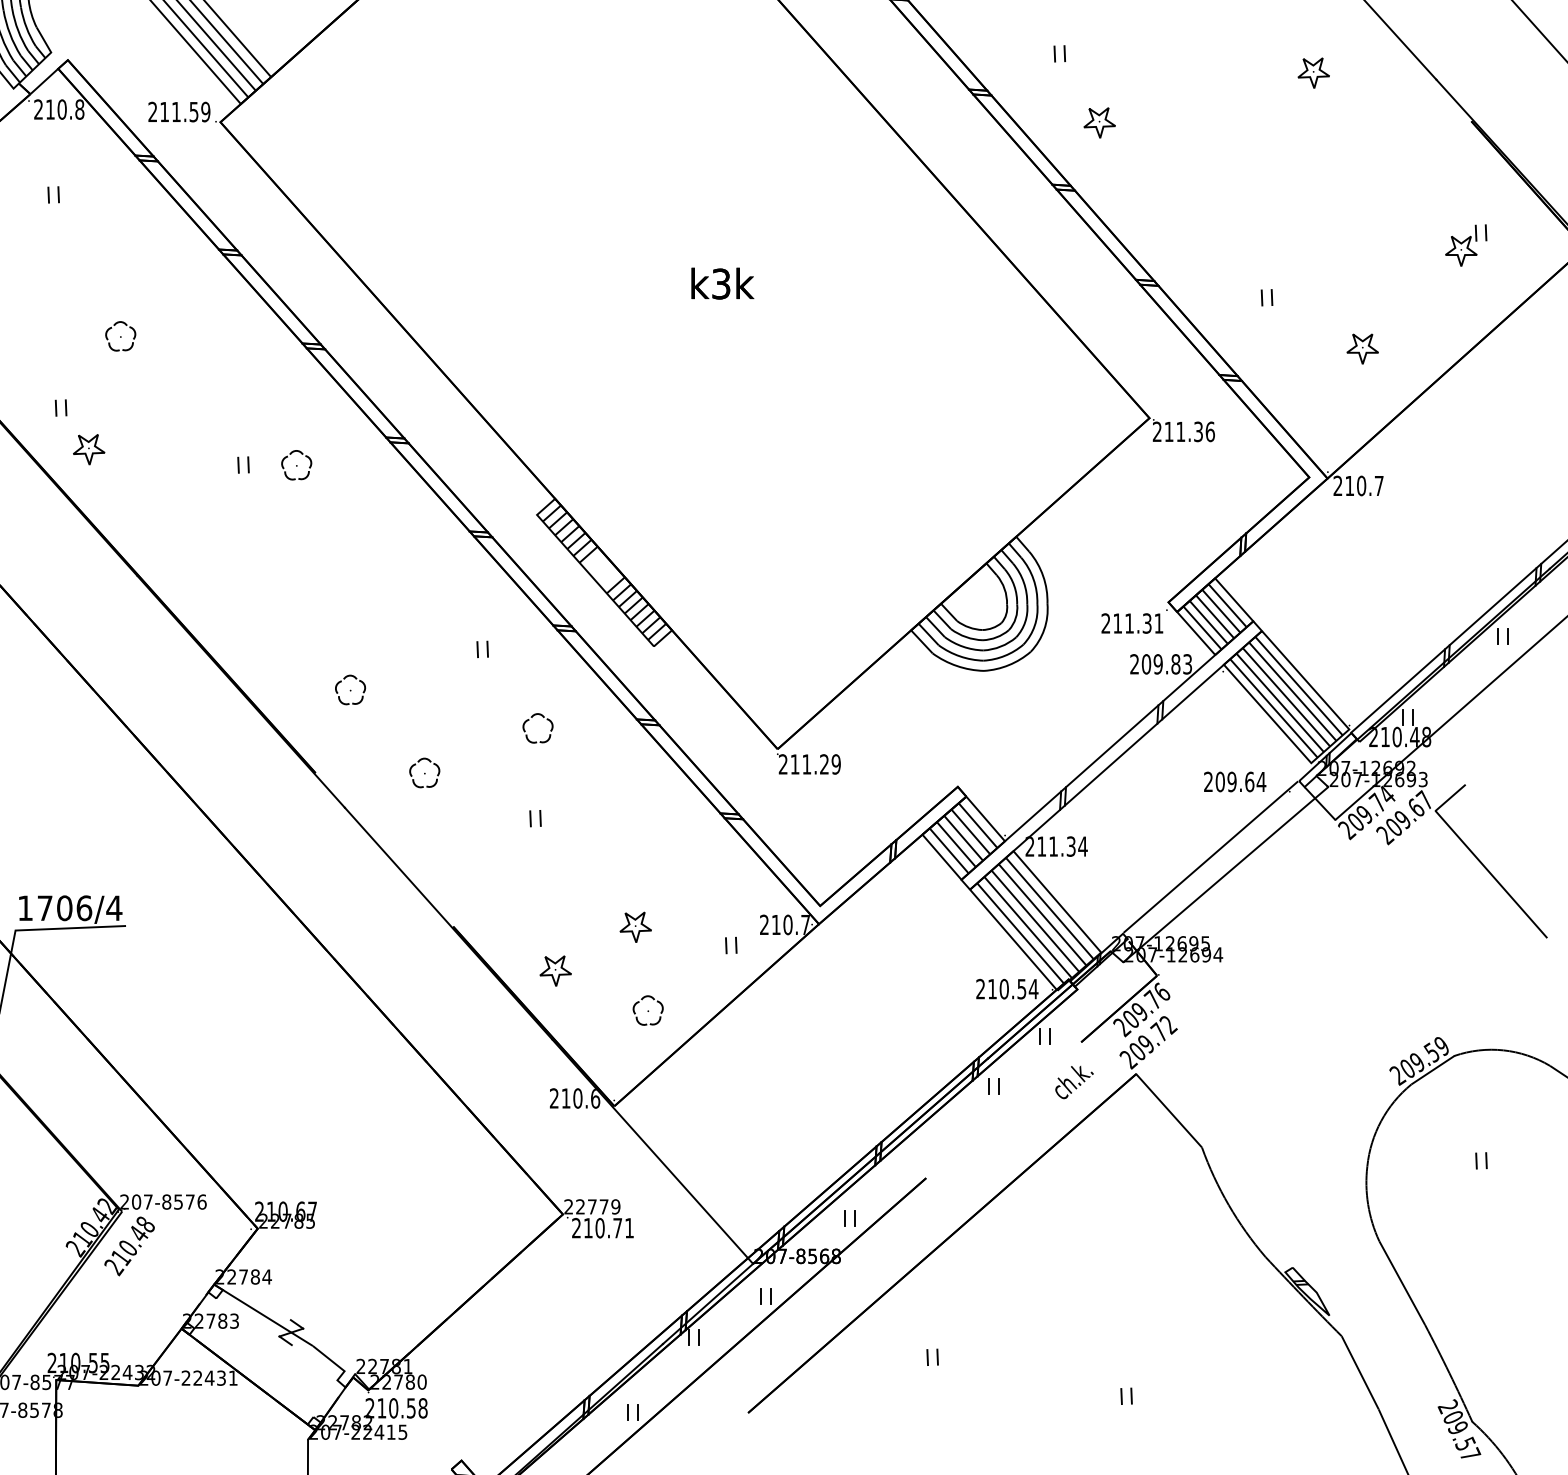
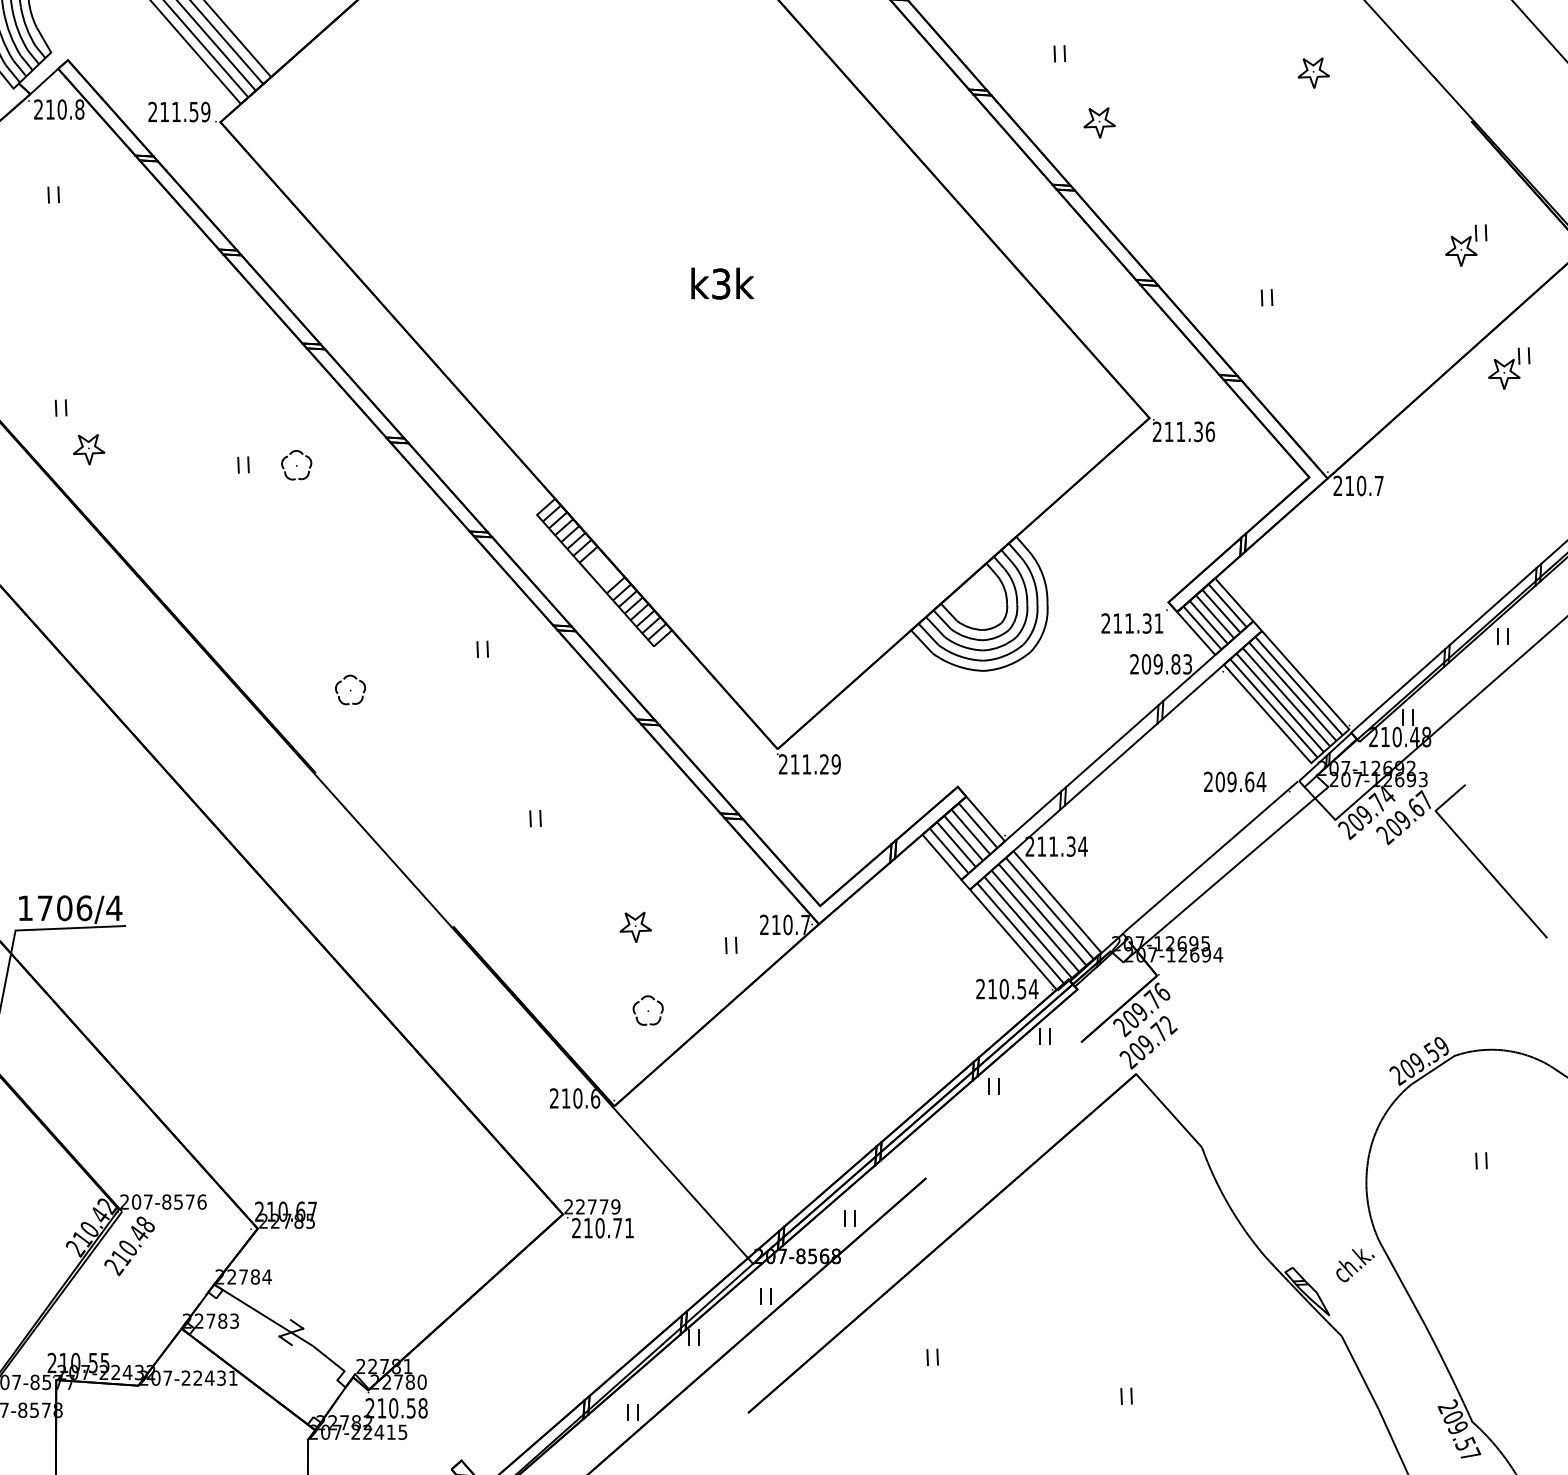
part: present -> none (120, 336)
part: present -> none (1362, 348)
part: none -> present (1509, 368)
part: present -> none (529, 720)
part: present -> none (424, 772)
part: present -> none (555, 970)
text position: (1074, 1082) -> (1355, 1265) (1355, 1265)
